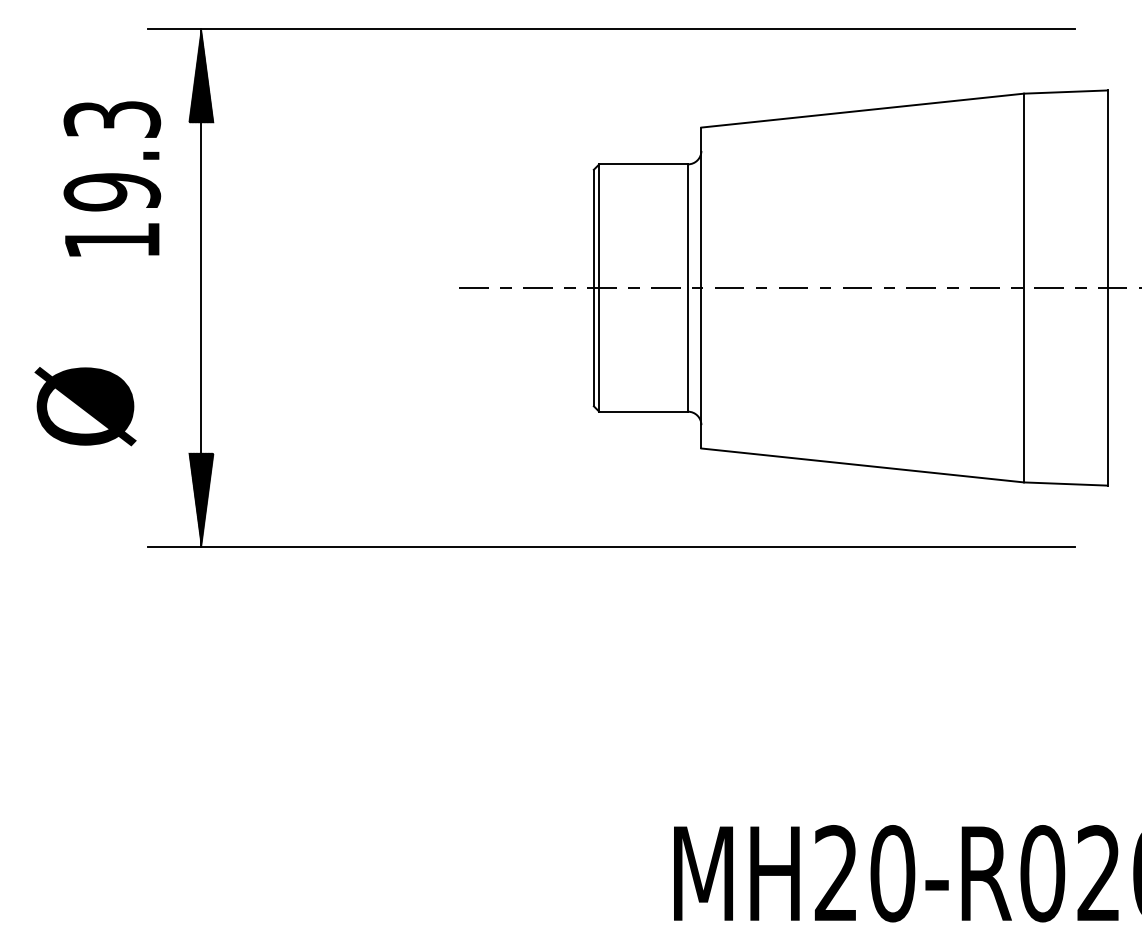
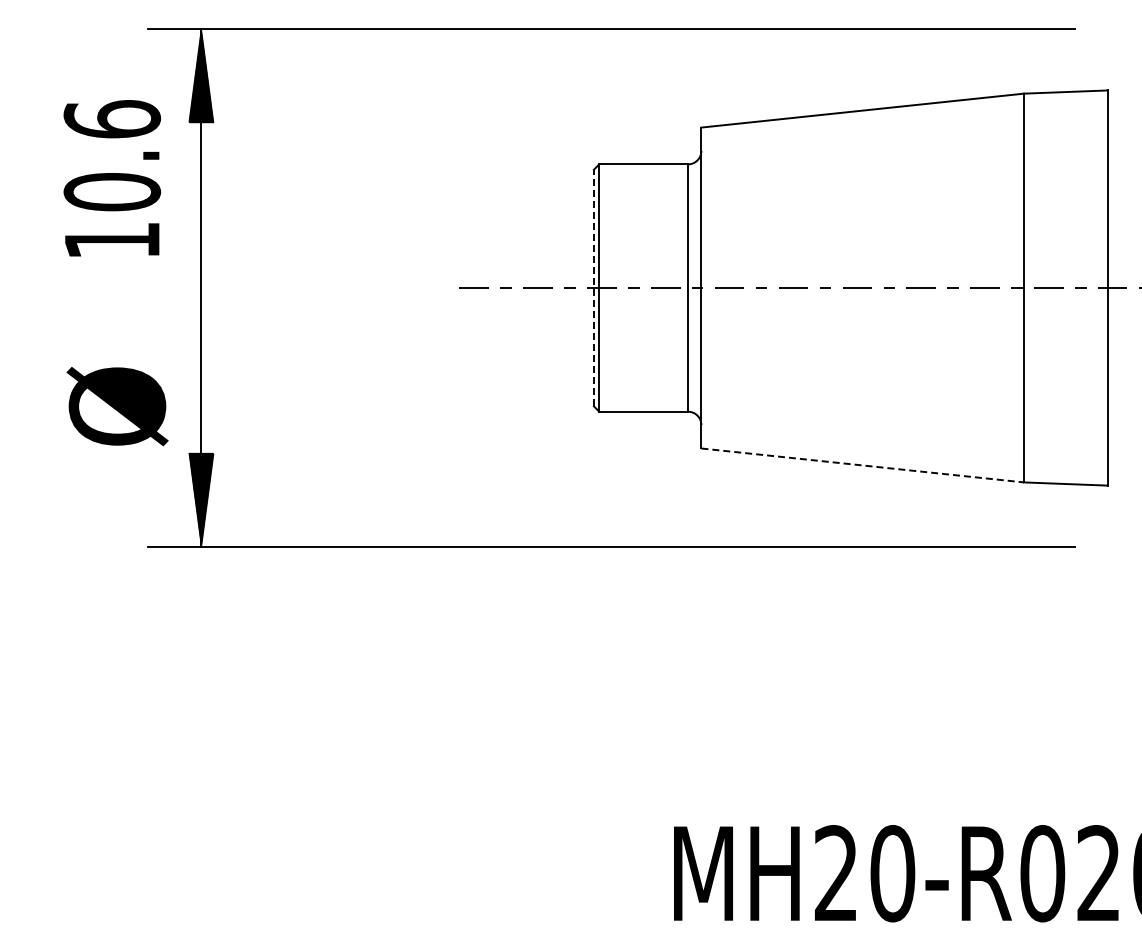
text: 19.3 -> 10.6 (112, 155)
line: solid -> dashed (593, 287)
text position: (85, 406) -> (117, 406) (117, 406)
line: solid -> dashed (863, 465)
